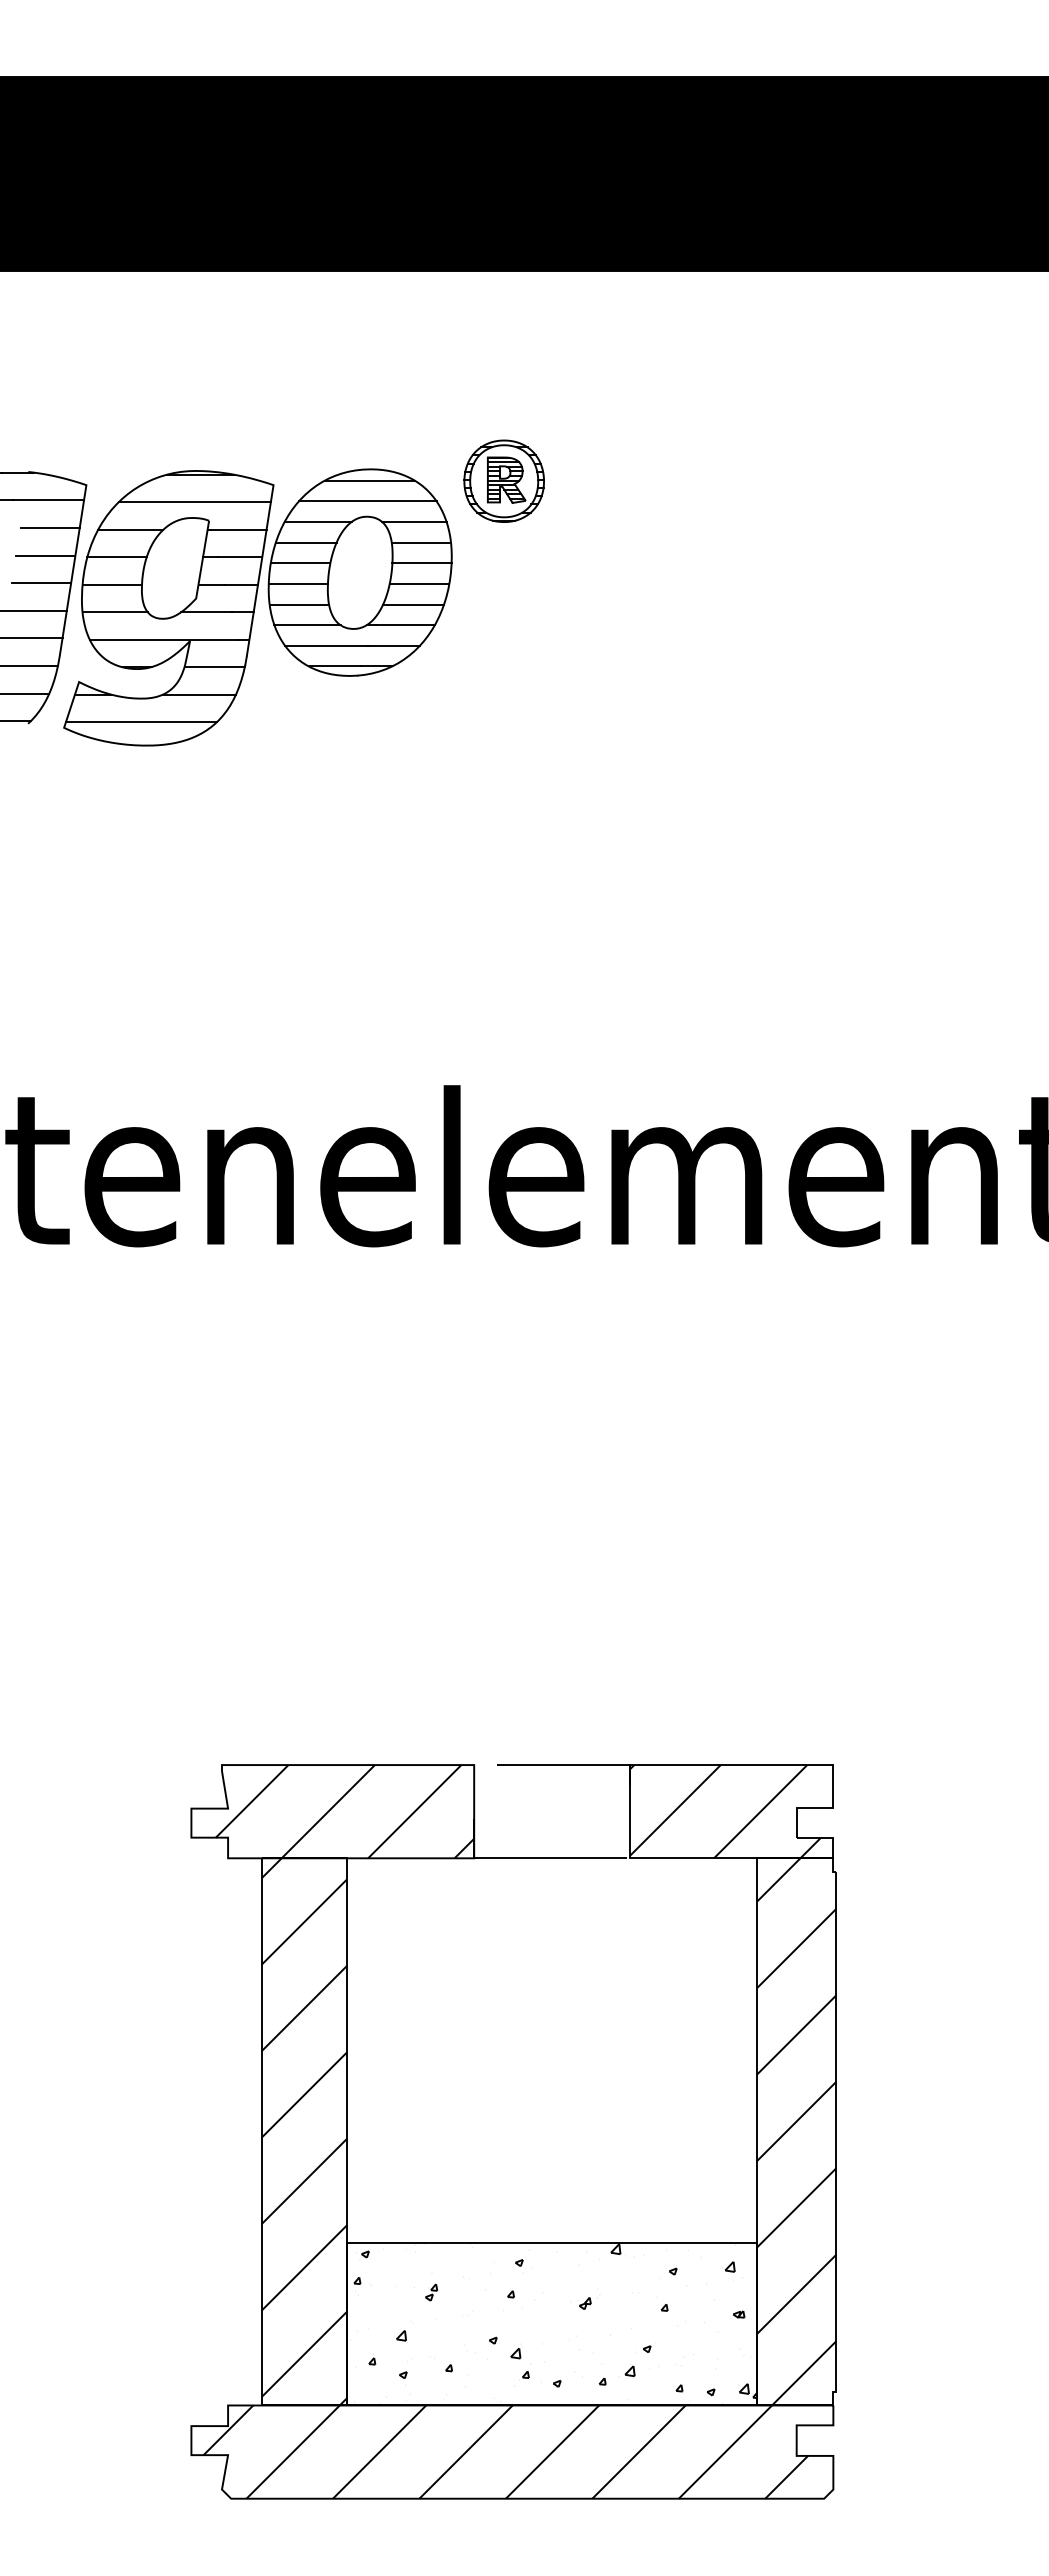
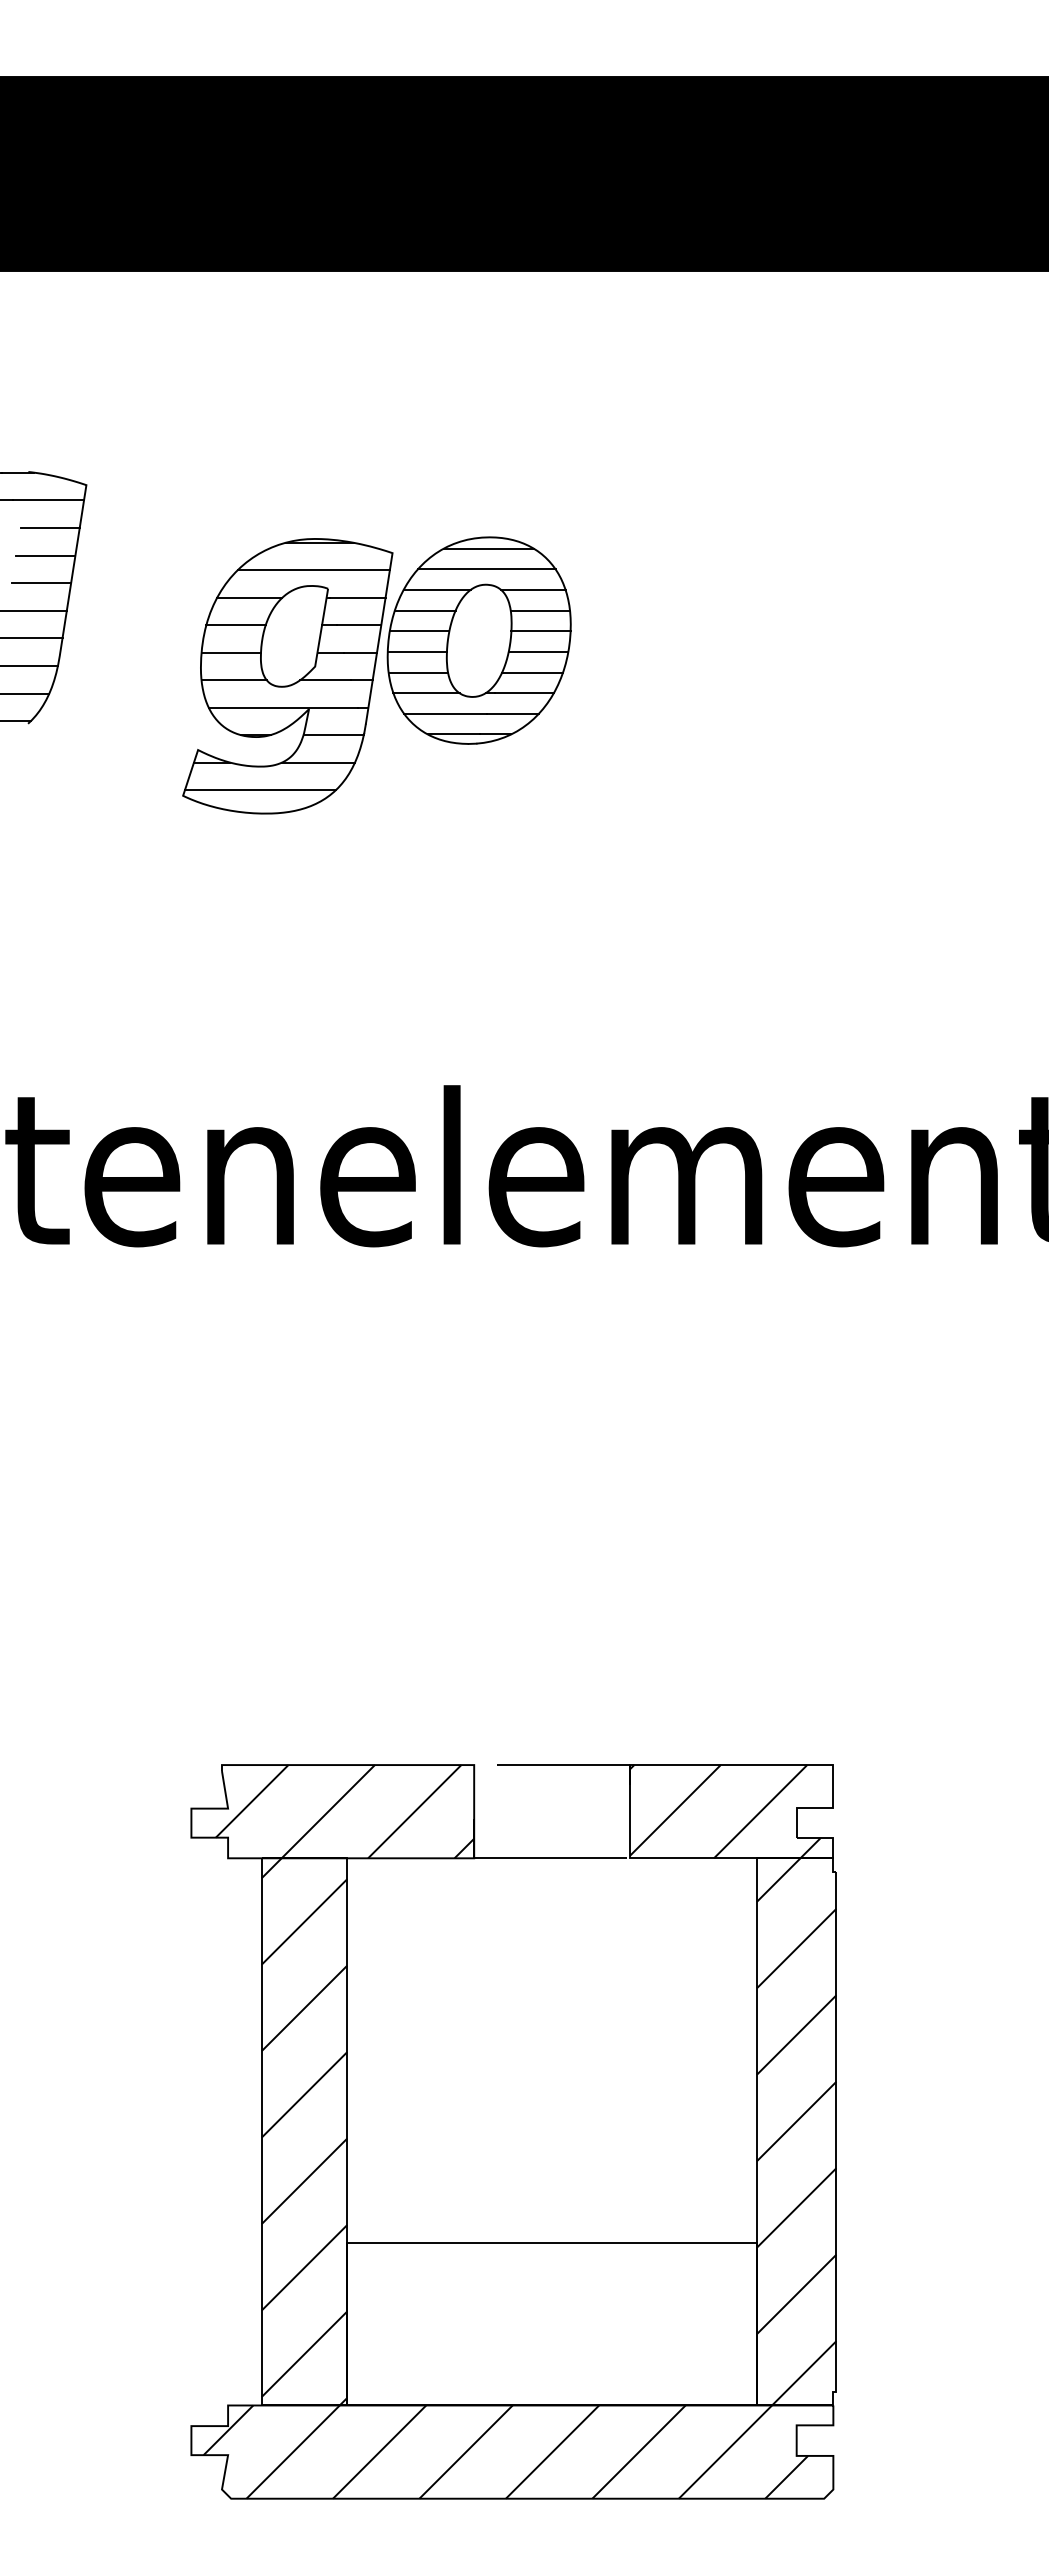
part: present -> none (503, 480)
part position: (257, 607) -> (376, 675) (376, 675)
hatch: present -> none (551, 2323)
